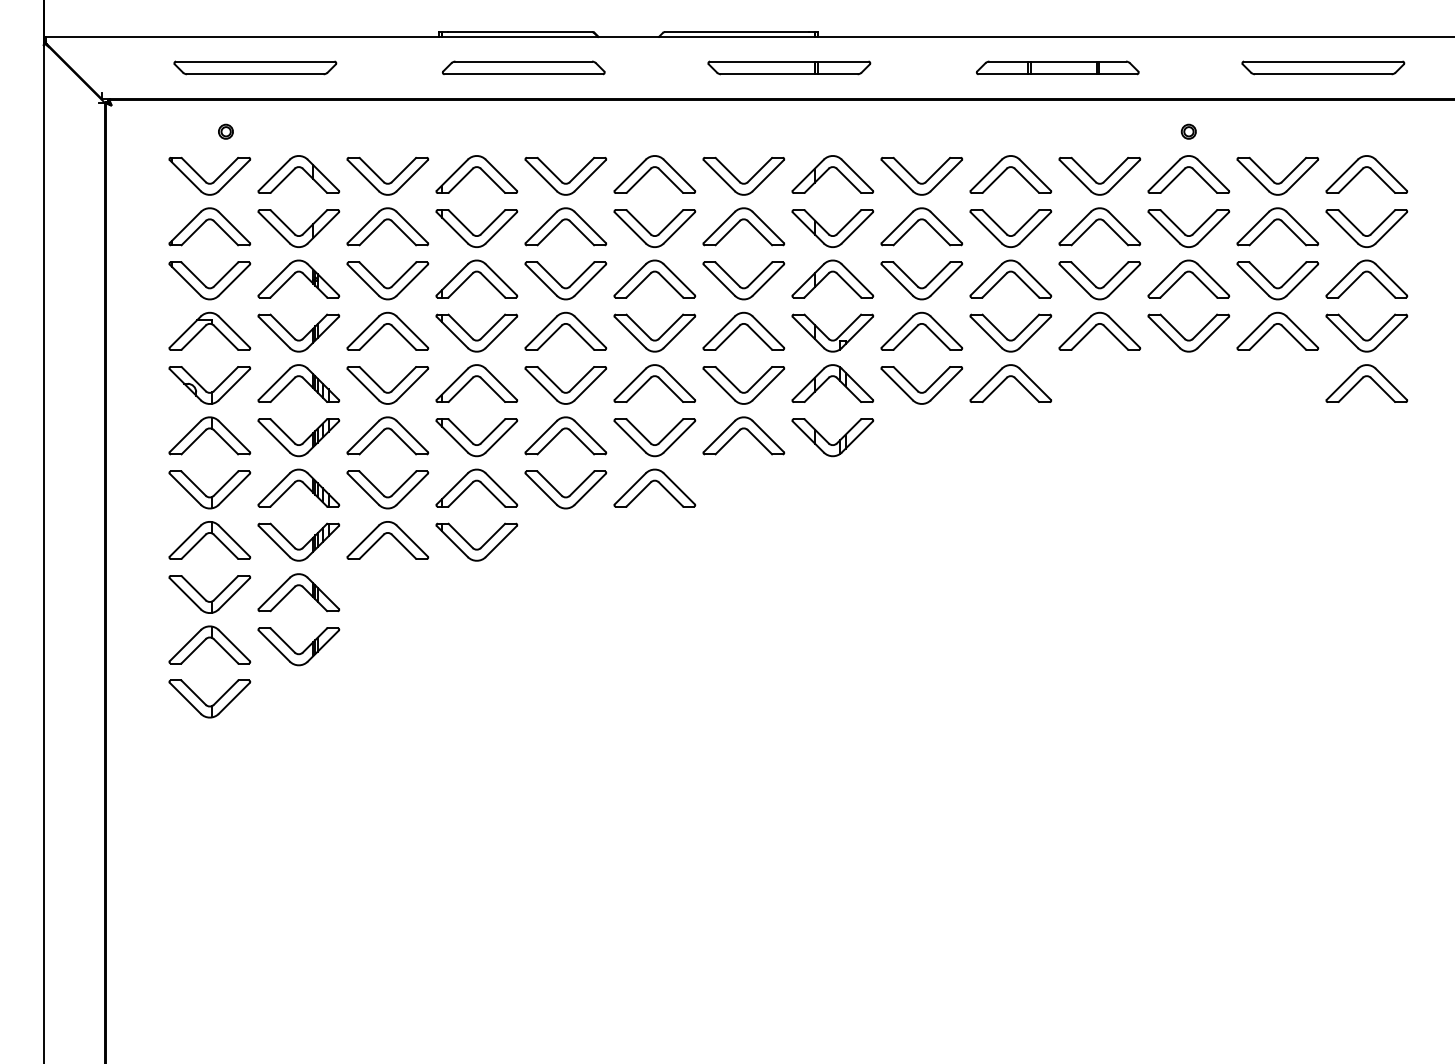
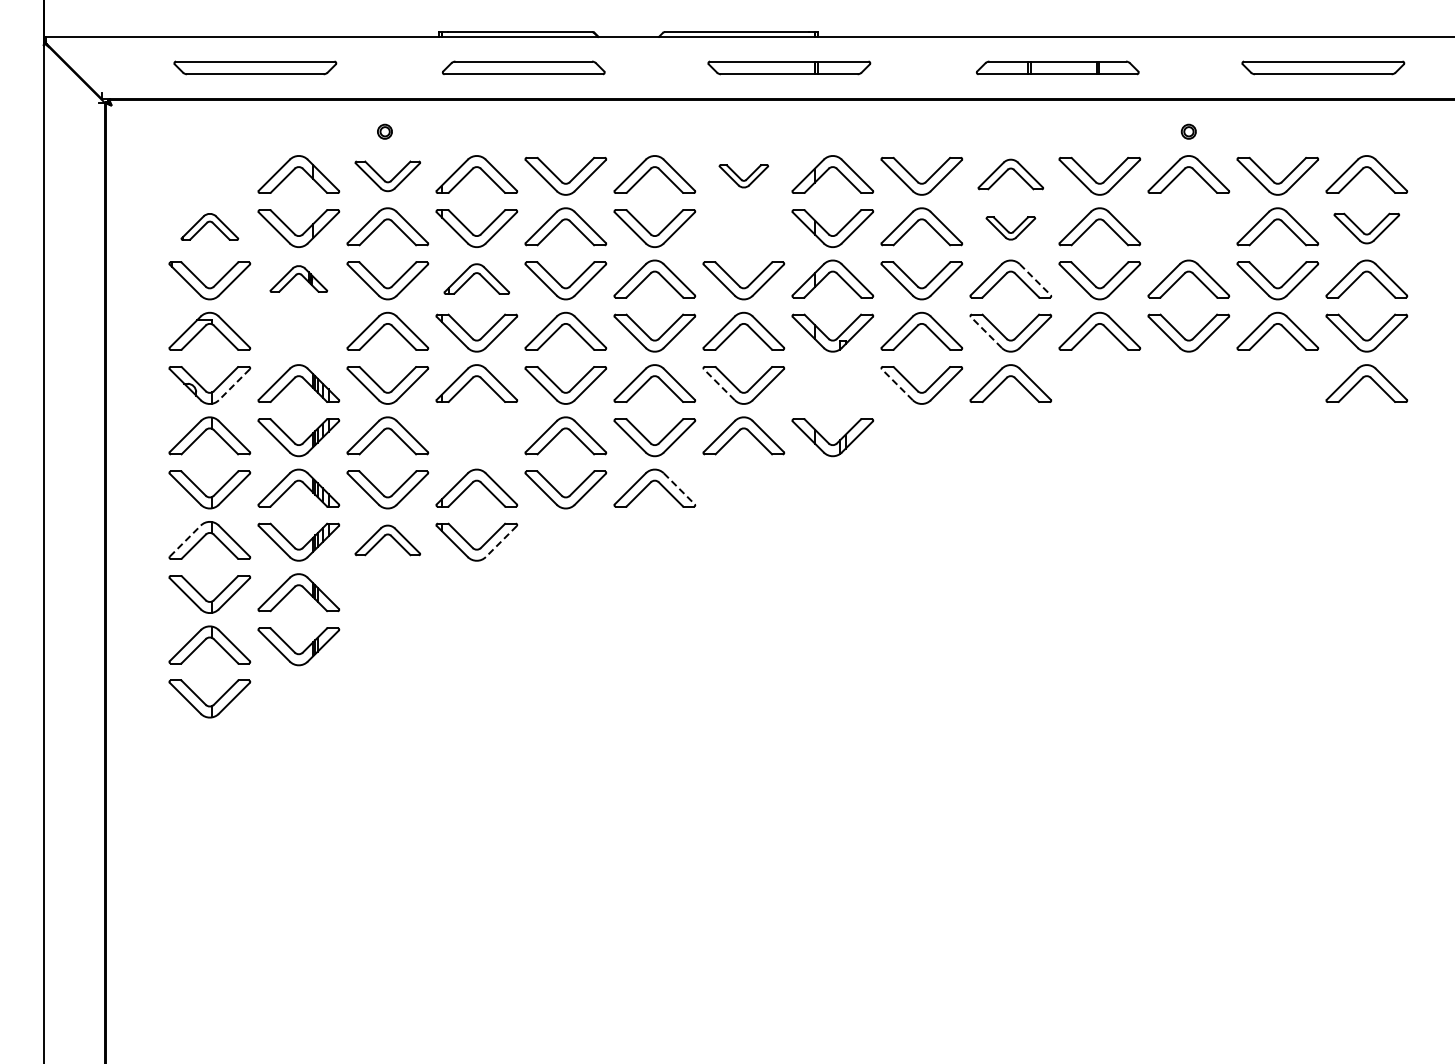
part position: (225, 131) -> (384, 131) (384, 131)
part size: 84x39 px -> 67x33 px (1010, 174)
part size: 84x39 px -> 68x33 px (387, 176)
part size: 84x39 px -> 52x25 px (743, 176)
part: present -> none (204, 179)
part size: 84x40 px -> 60x28 px (209, 226)
part: present -> none (743, 226)
part size: 84x39 px -> 52x25 px (1010, 228)
part: present -> none (1188, 228)
part size: 84x39 px -> 67x33 px (1366, 228)
part size: 84x40 px -> 60x28 px (298, 278)
part size: 84x40 px -> 68x32 px (476, 278)
line: solid -> dashed (1035, 279)
line: solid -> dashed (986, 332)
part: present -> none (293, 336)
part: present -> none (832, 383)
line: solid -> dashed (234, 384)
line: solid -> dashed (719, 384)
line: solid -> dashed (897, 384)
part: present -> none (476, 437)
line: solid -> dashed (679, 488)
part size: 84x39 px -> 67x33 px (387, 540)
line: solid -> dashed (185, 541)
line: solid -> dashed (501, 541)
